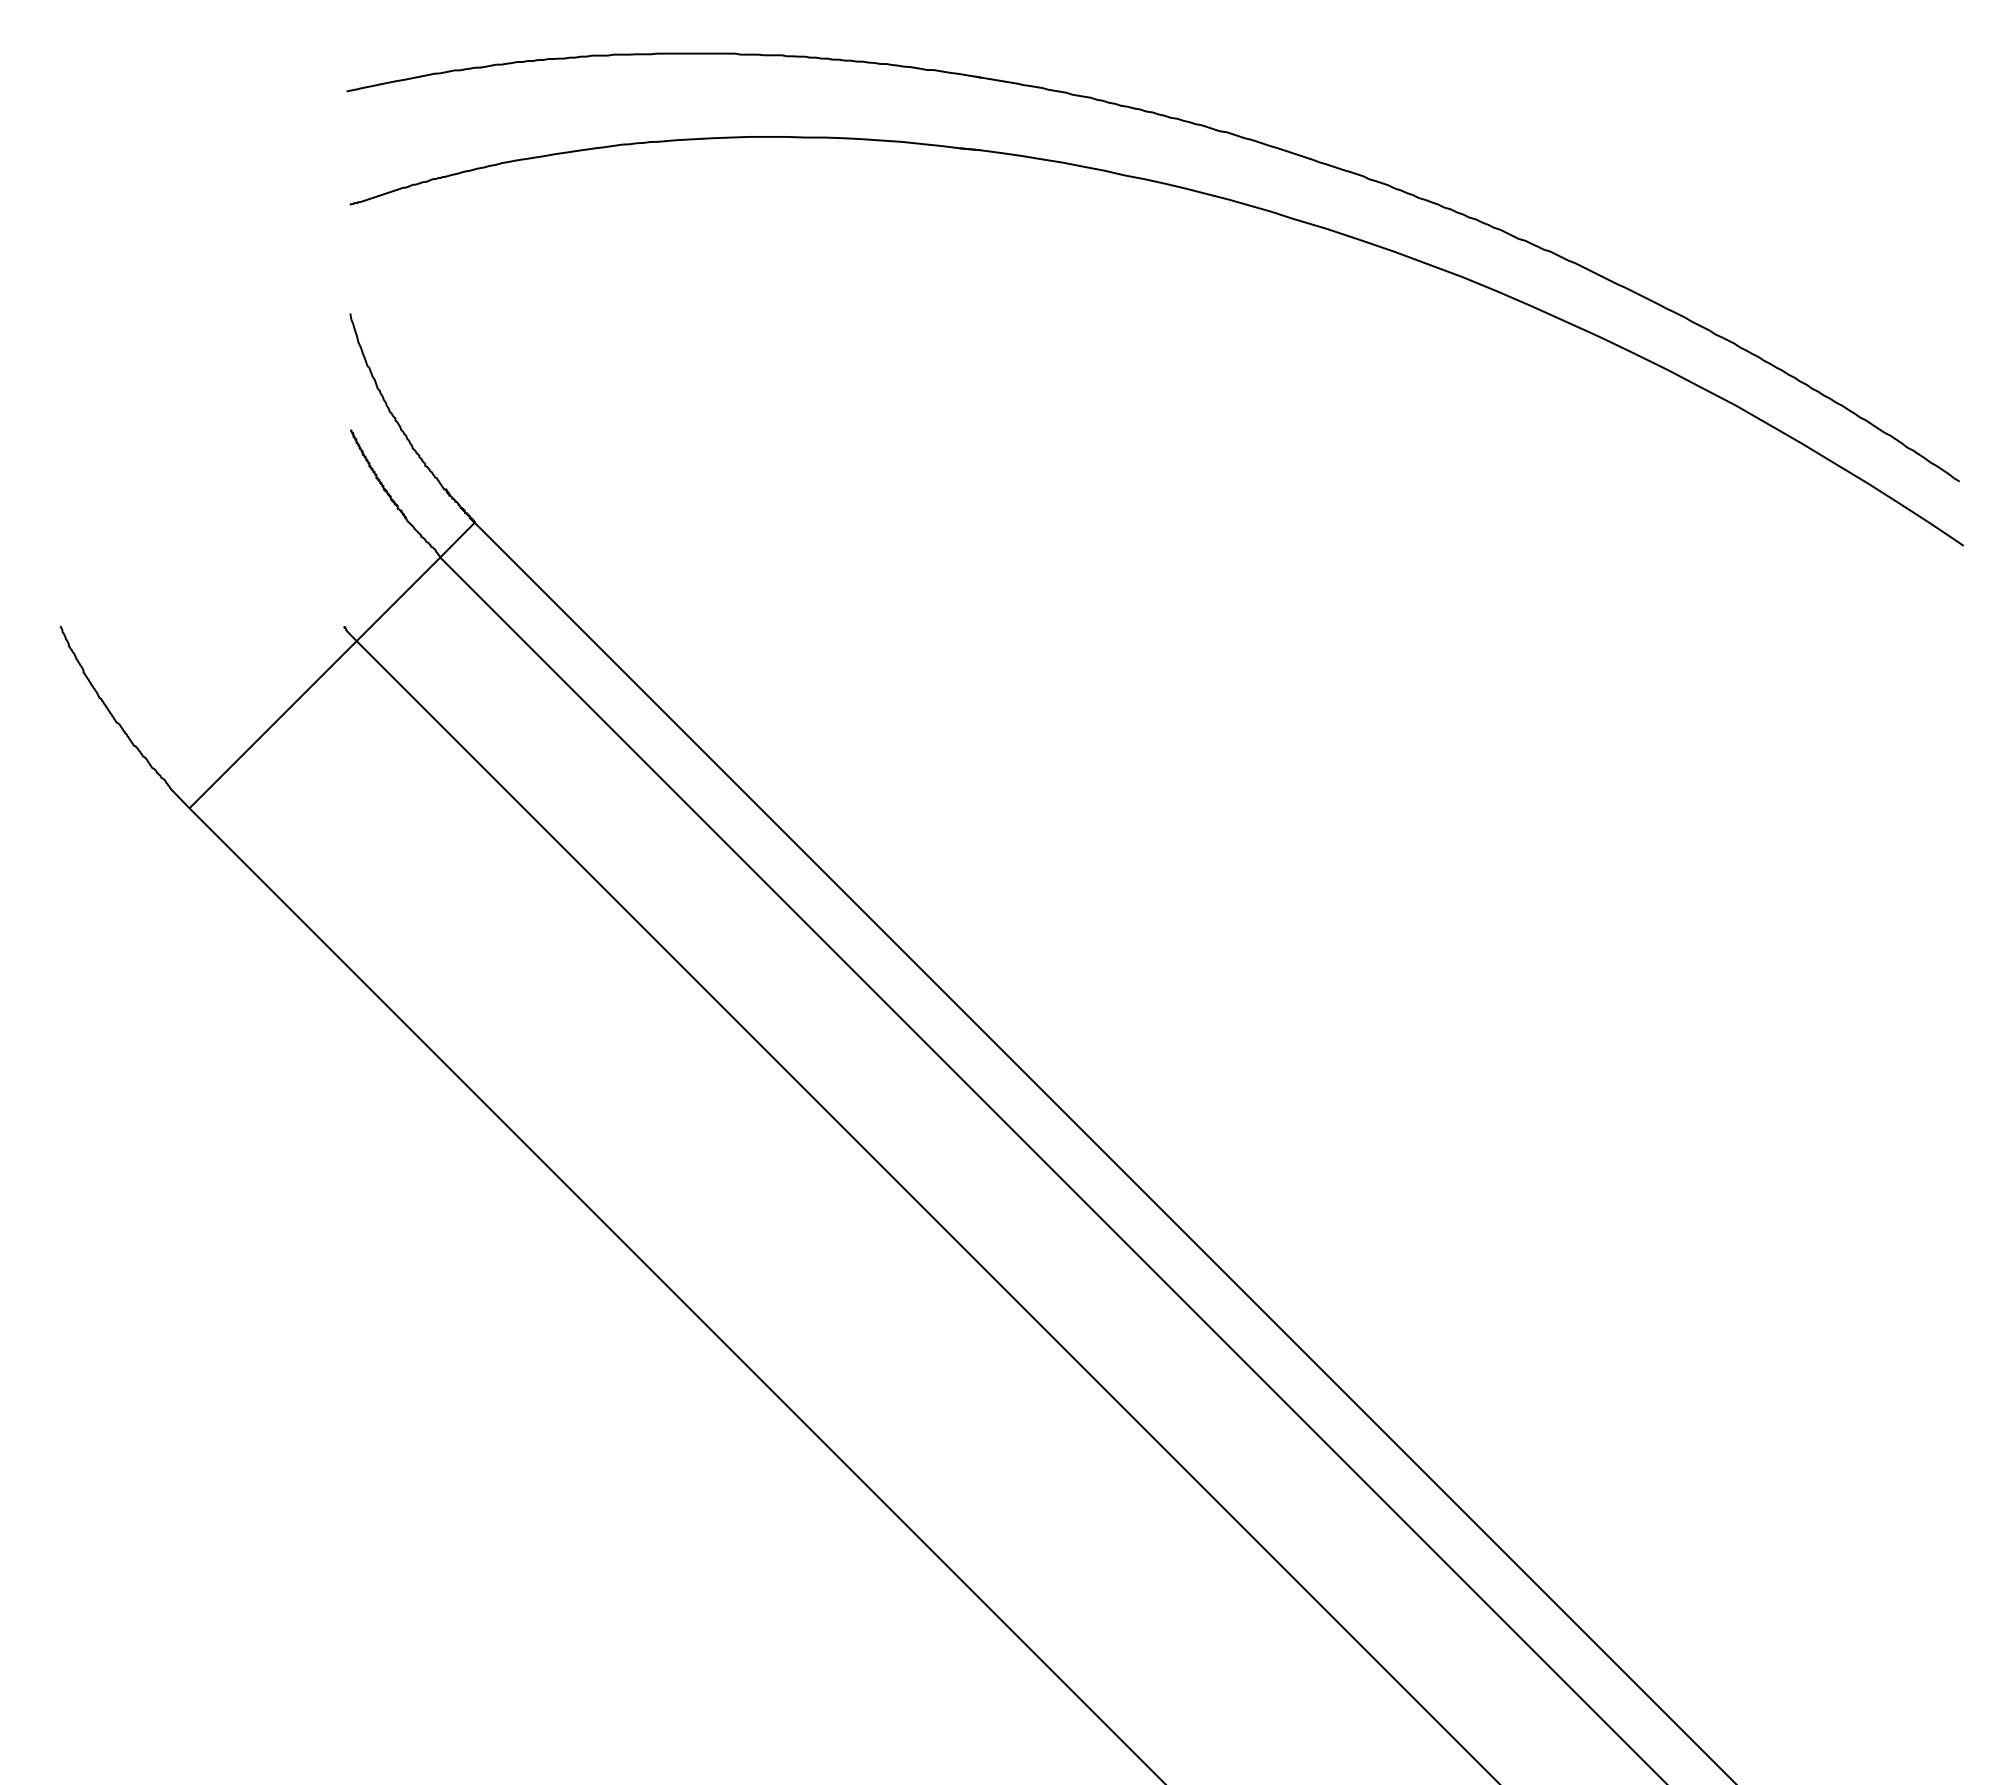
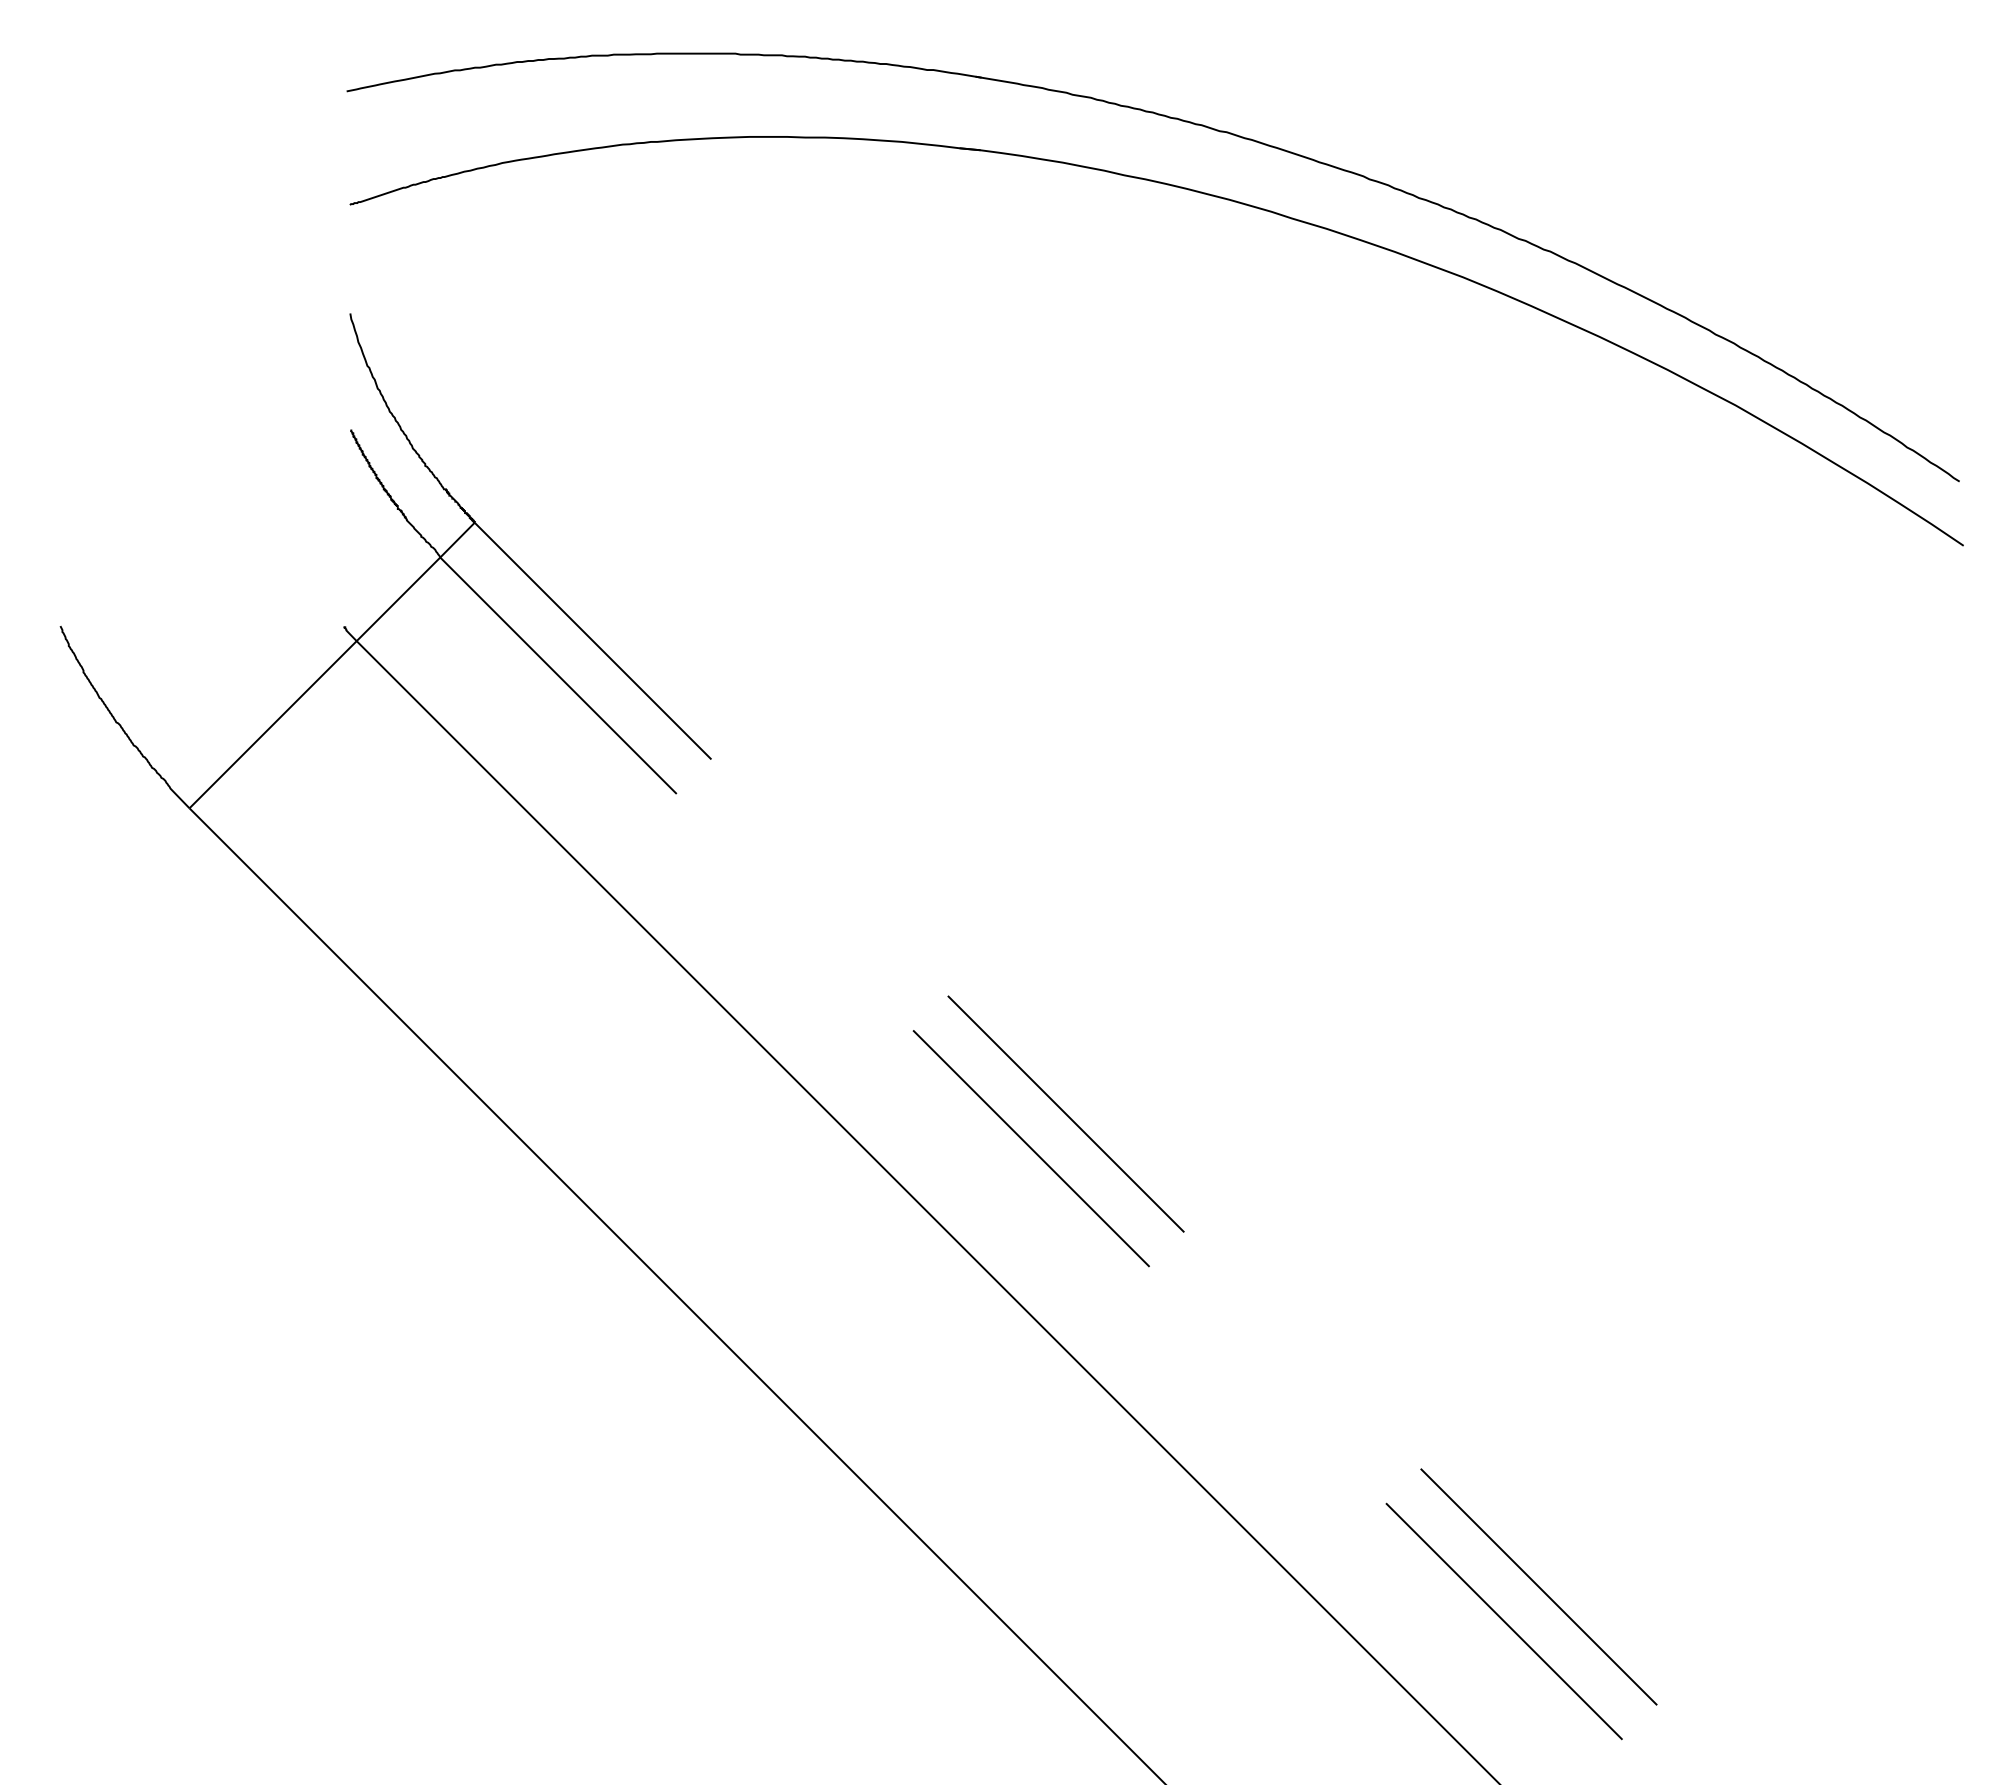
line: solid -> dashed (1105, 1153)
line: solid -> dashed (1054, 1171)
